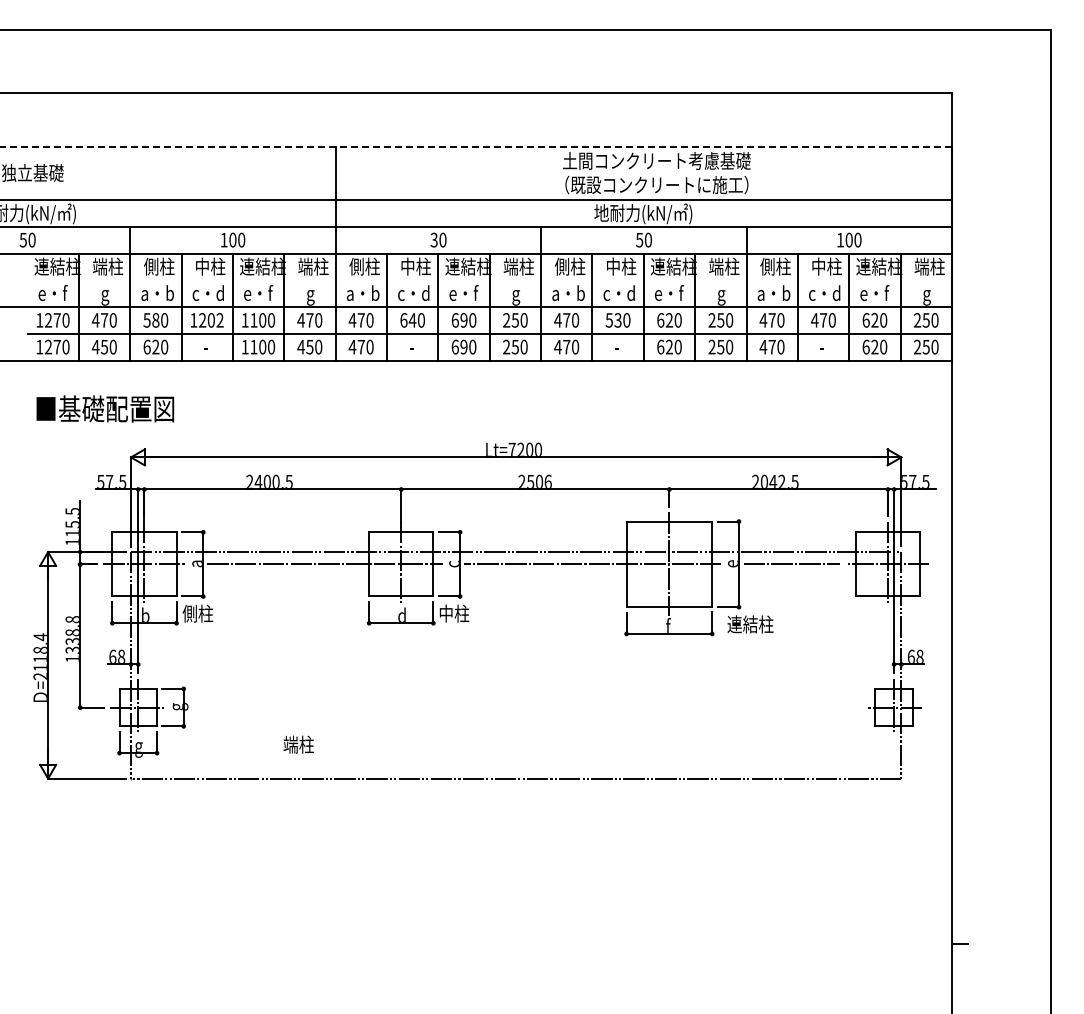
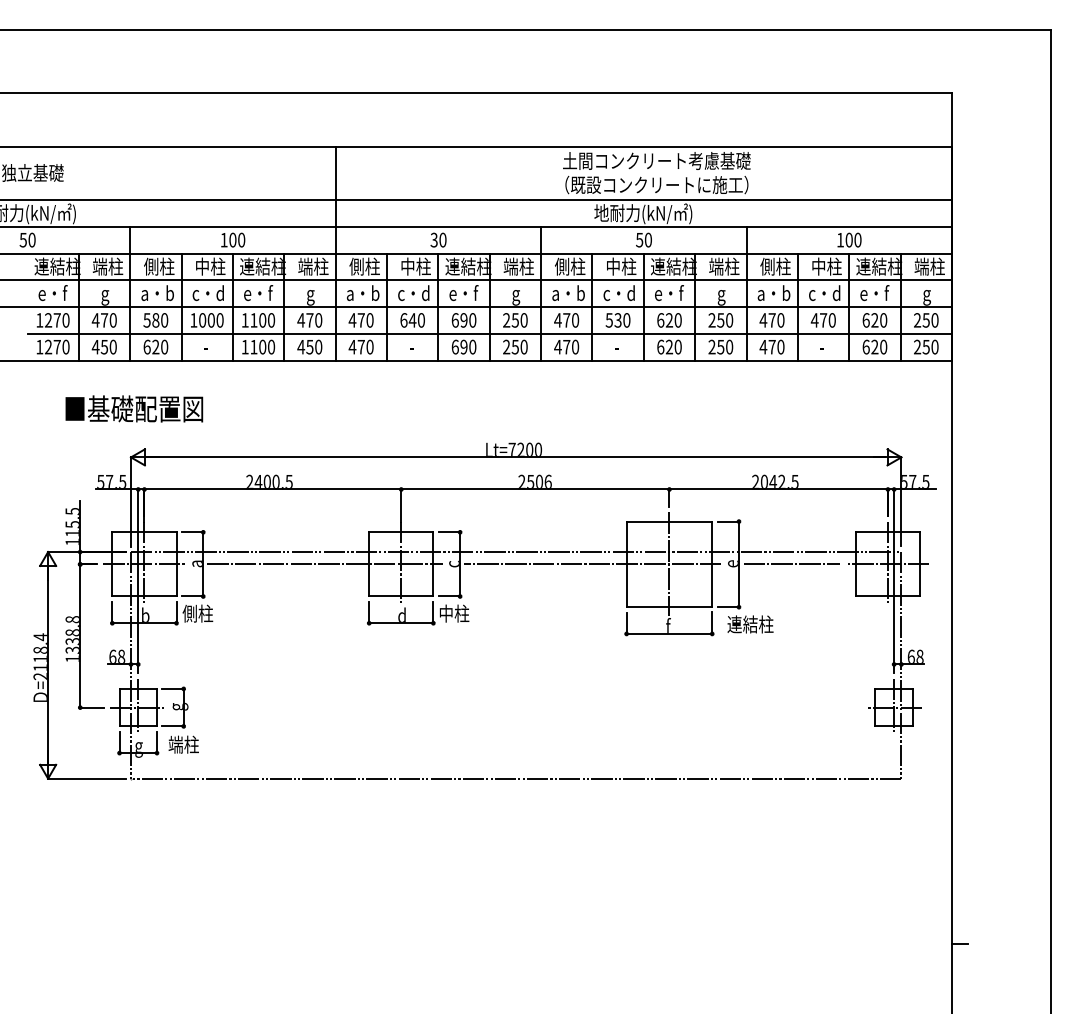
line: dashed -> solid (476, 146)
line: none -> present (476, 280)
text: 1202 -> 1000 (211, 320)
text position: (105, 408) -> (134, 408) (134, 408)
text position: (298, 744) -> (183, 744) (183, 744)
